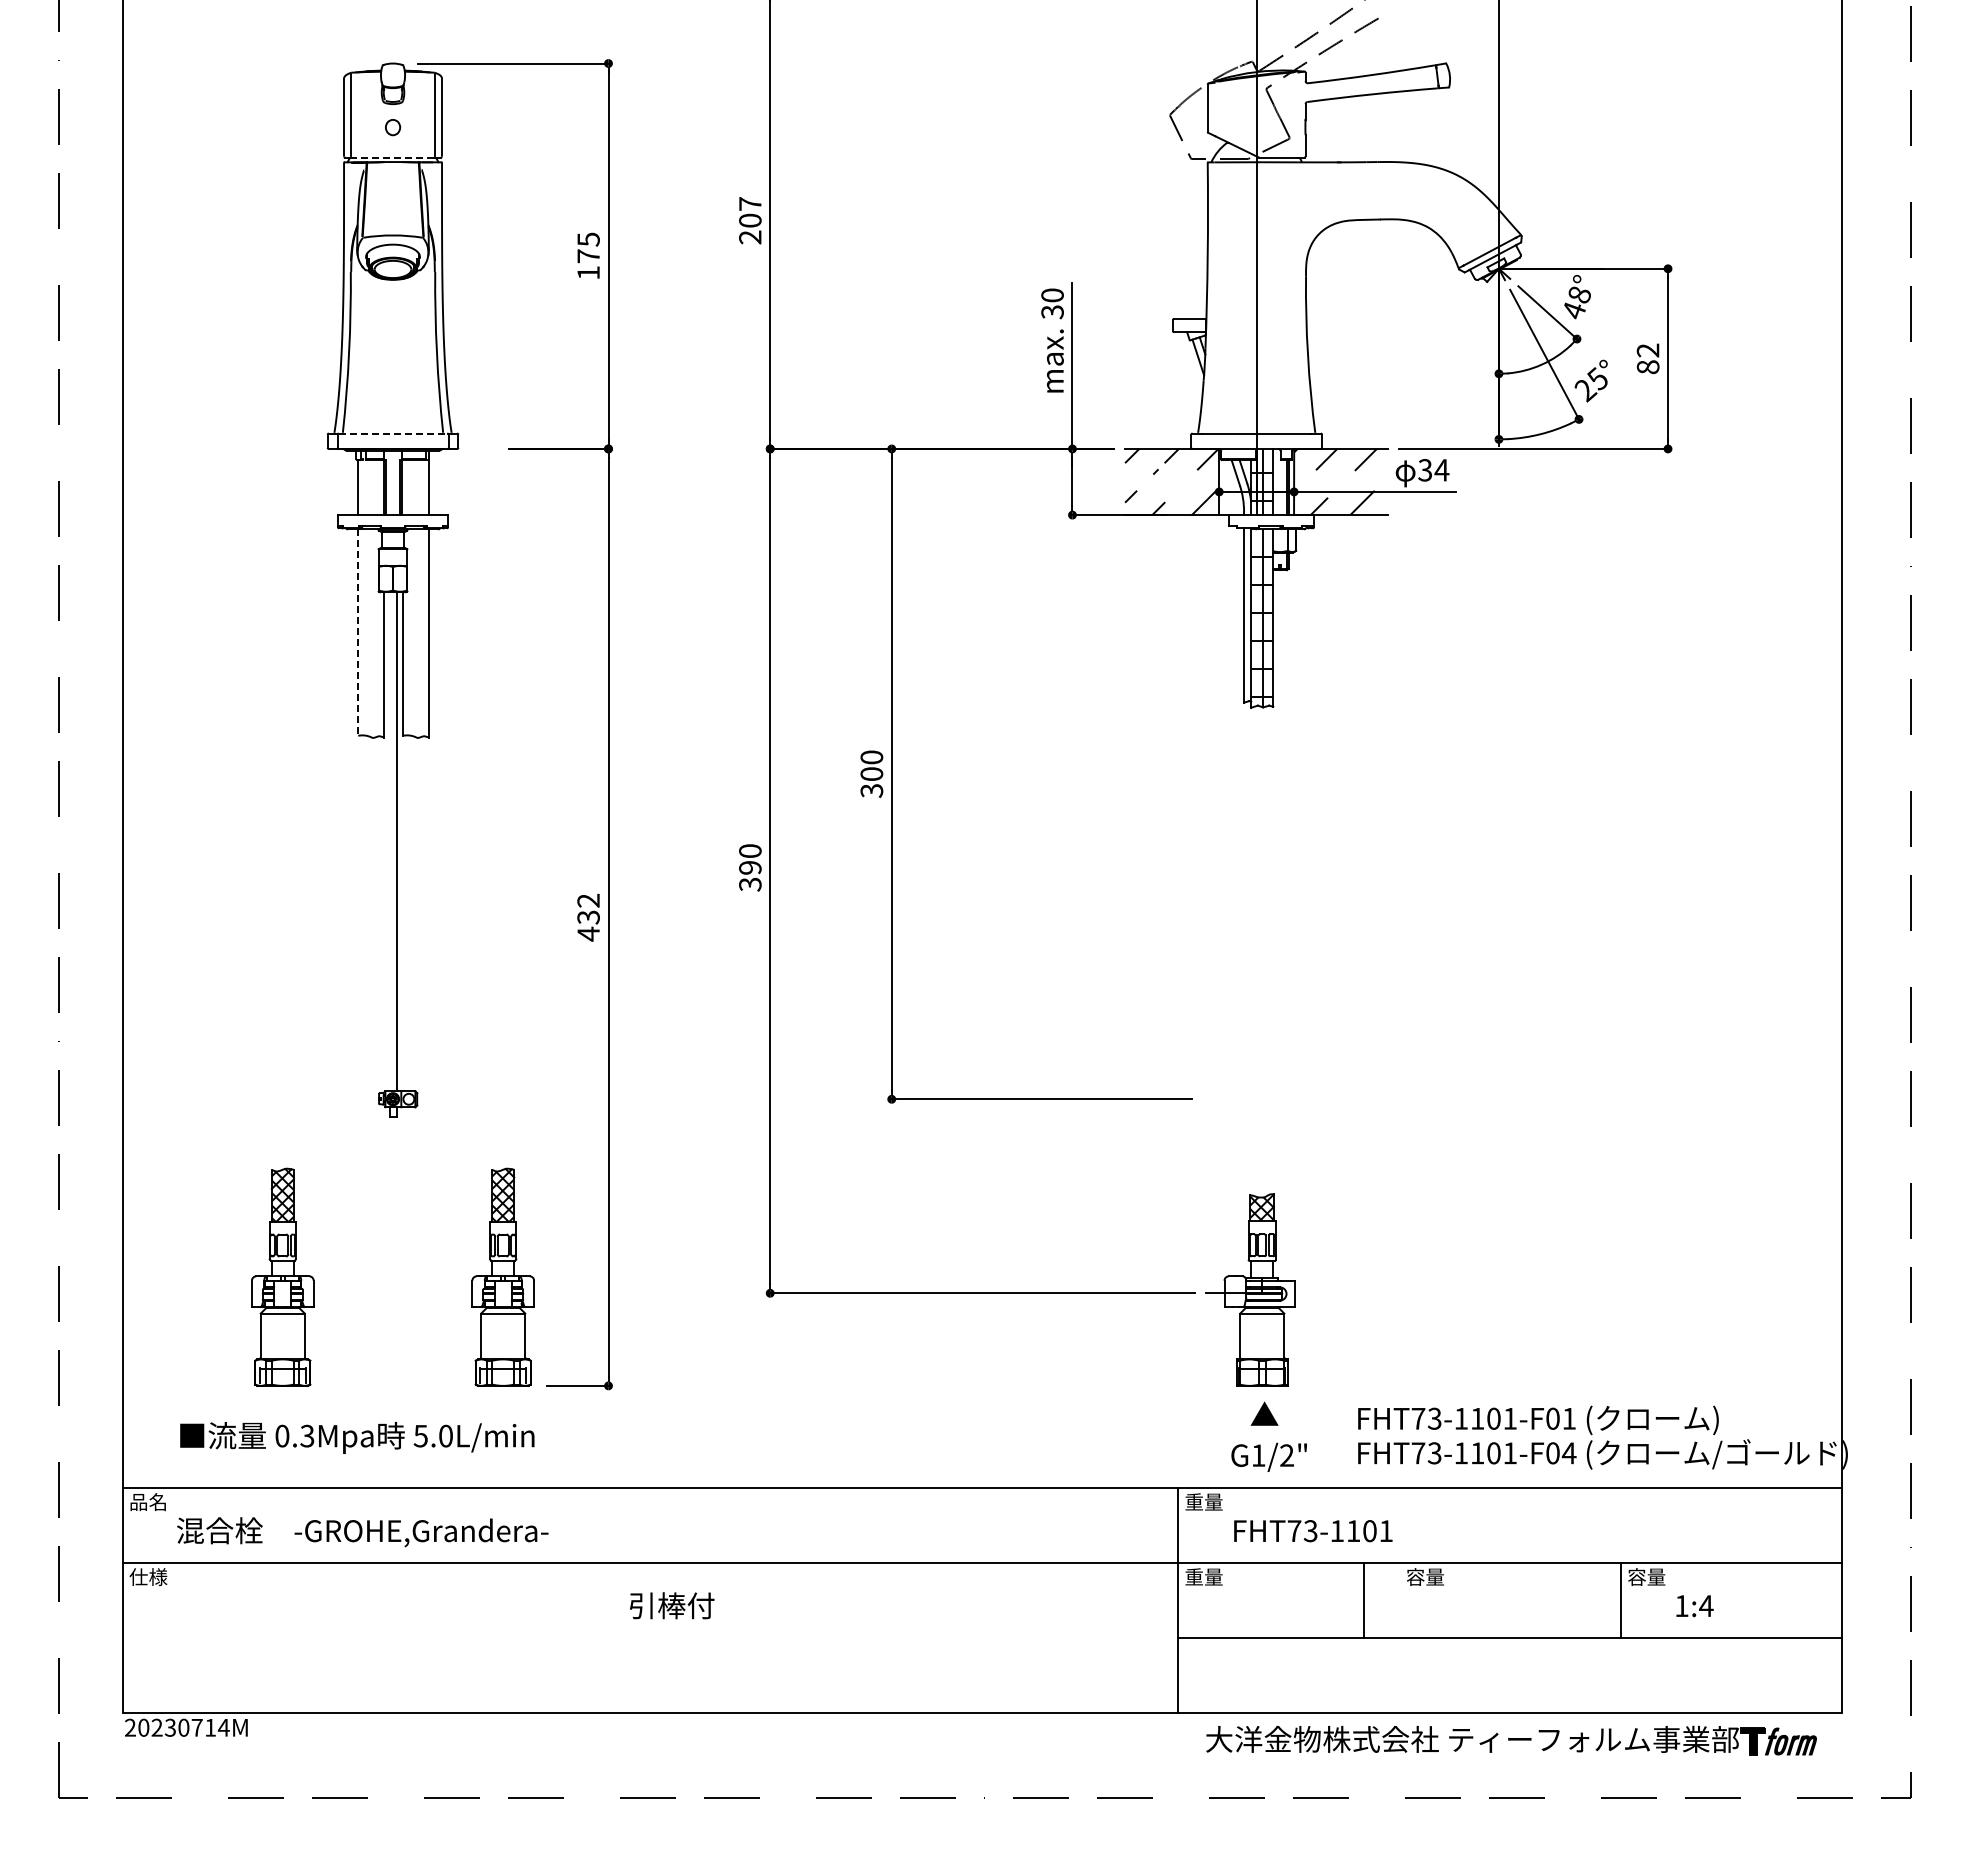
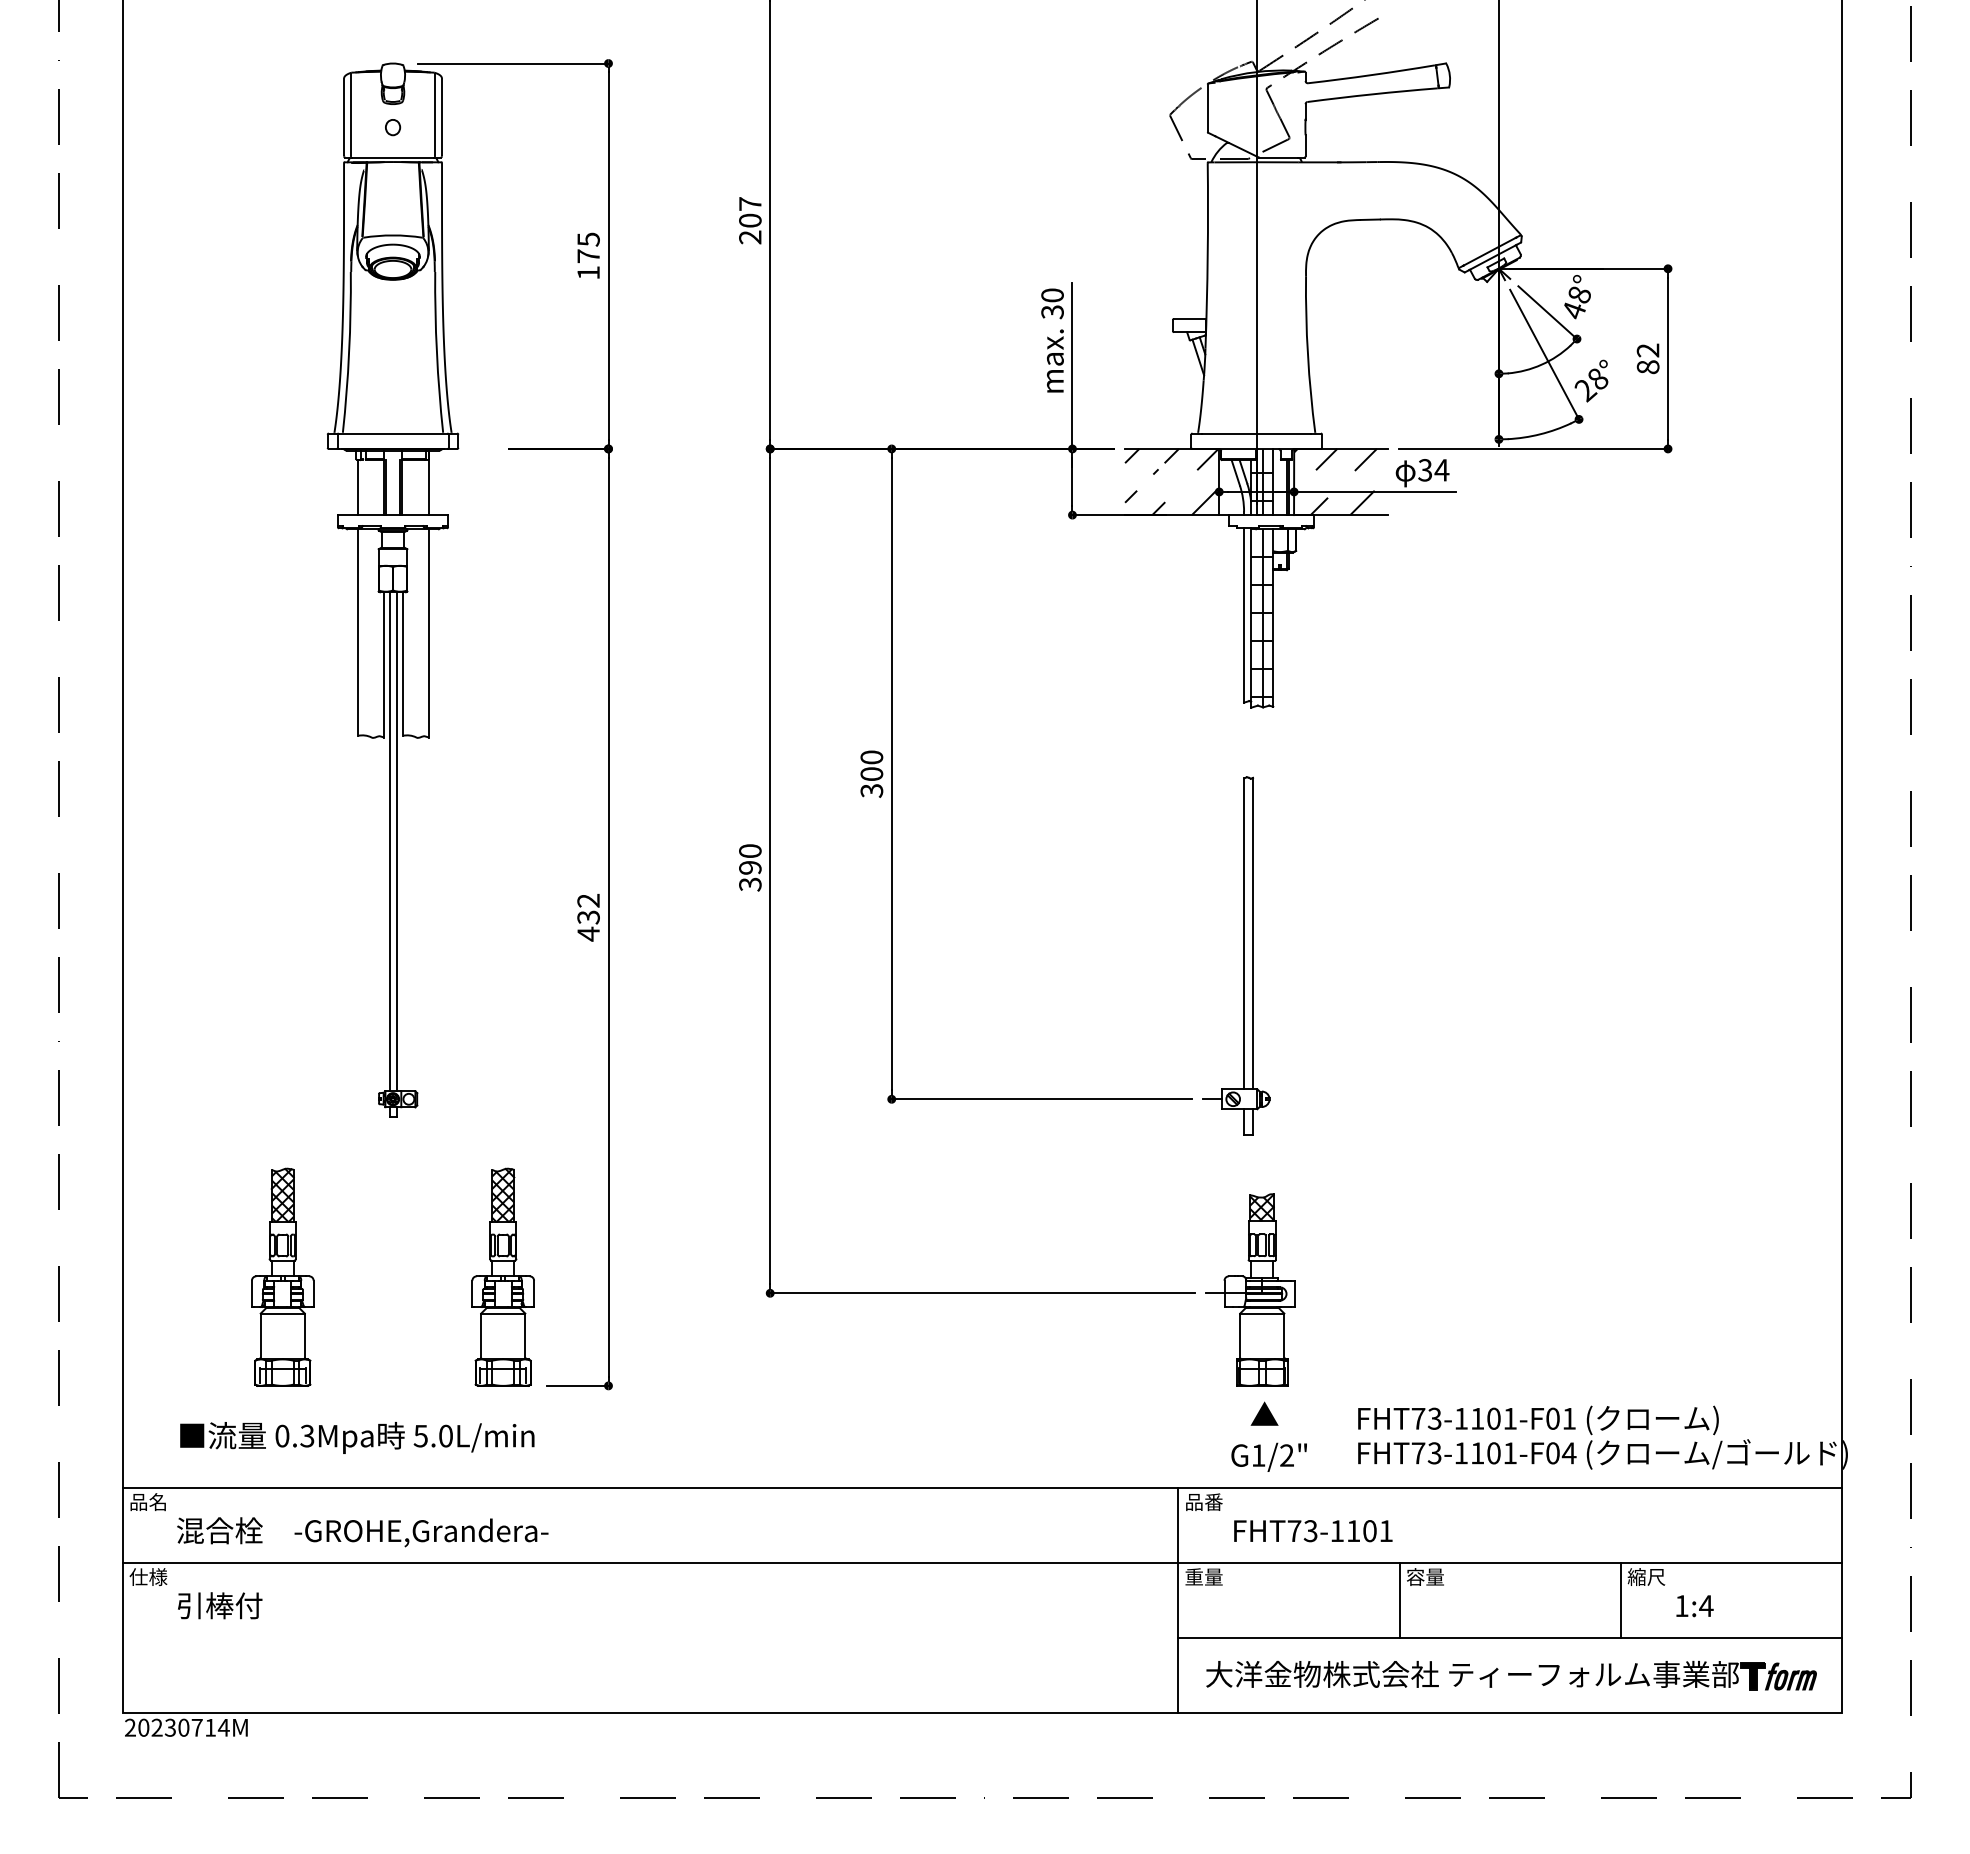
line: dashed -> solid (393, 157)
text: 25° -> 28° (1597, 378)
line: dashed -> solid (393, 433)
line: dashed -> solid (358, 633)
line: none -> present (389, 841)
part: none -> present (1243, 955)
text: 重量 -> 品番 (1203, 1502)
text: 容量 -> 縮尺 (1646, 1576)
line position: (1363, 1599) -> (1399, 1599) (1399, 1599)
text position: (672, 1605) -> (220, 1605) (220, 1605)
part position: (1511, 1740) -> (1511, 1675) (1511, 1675)
